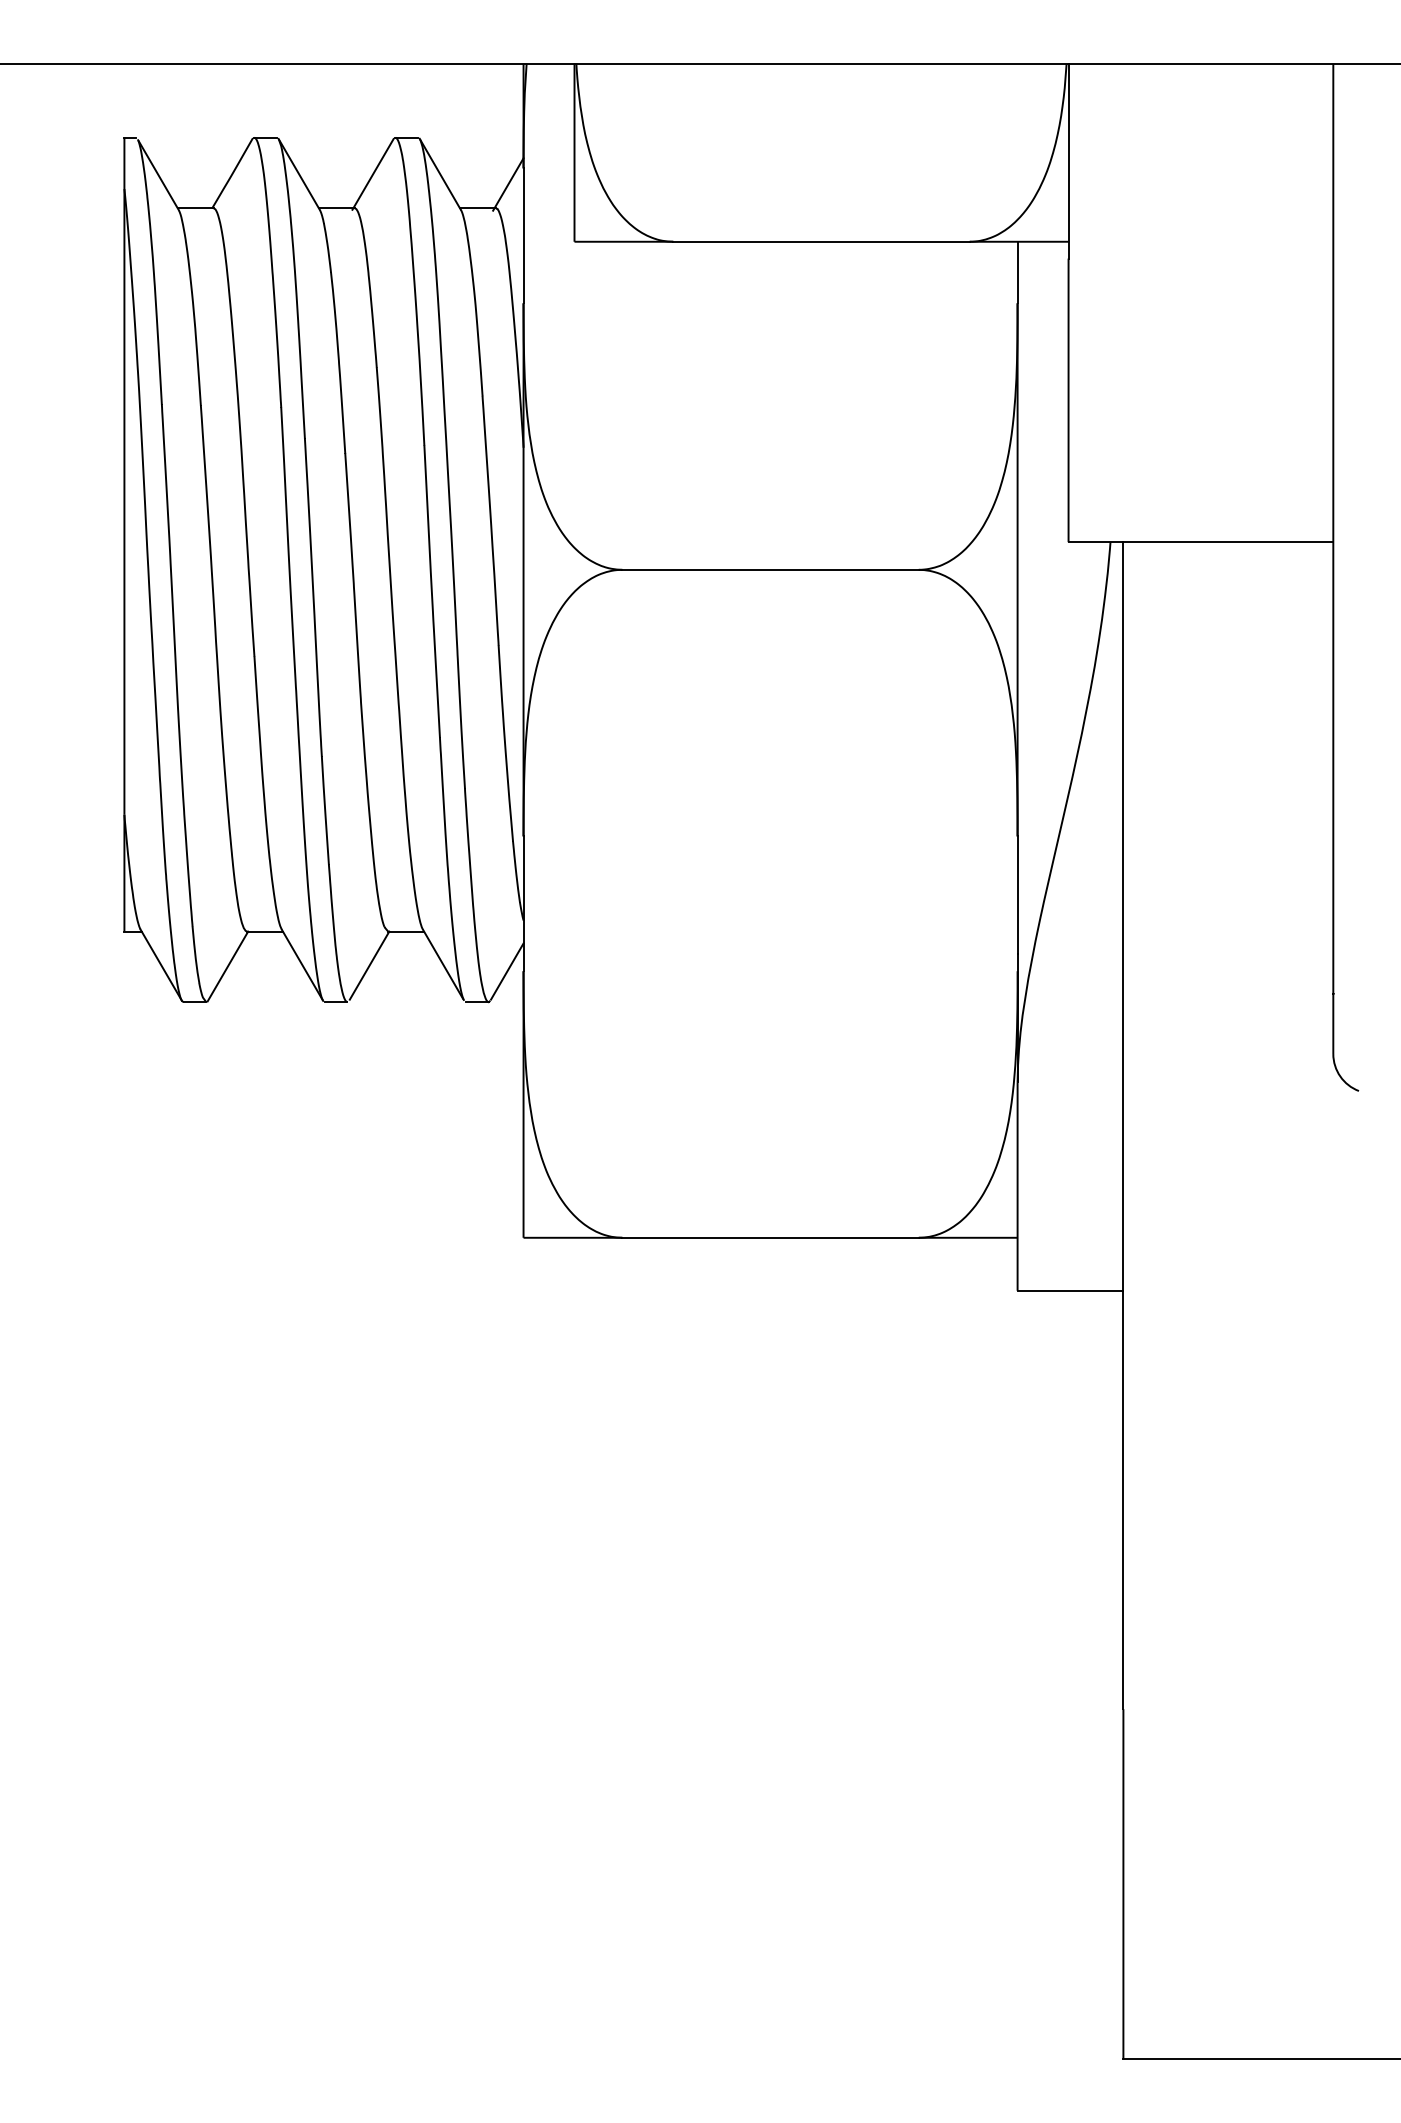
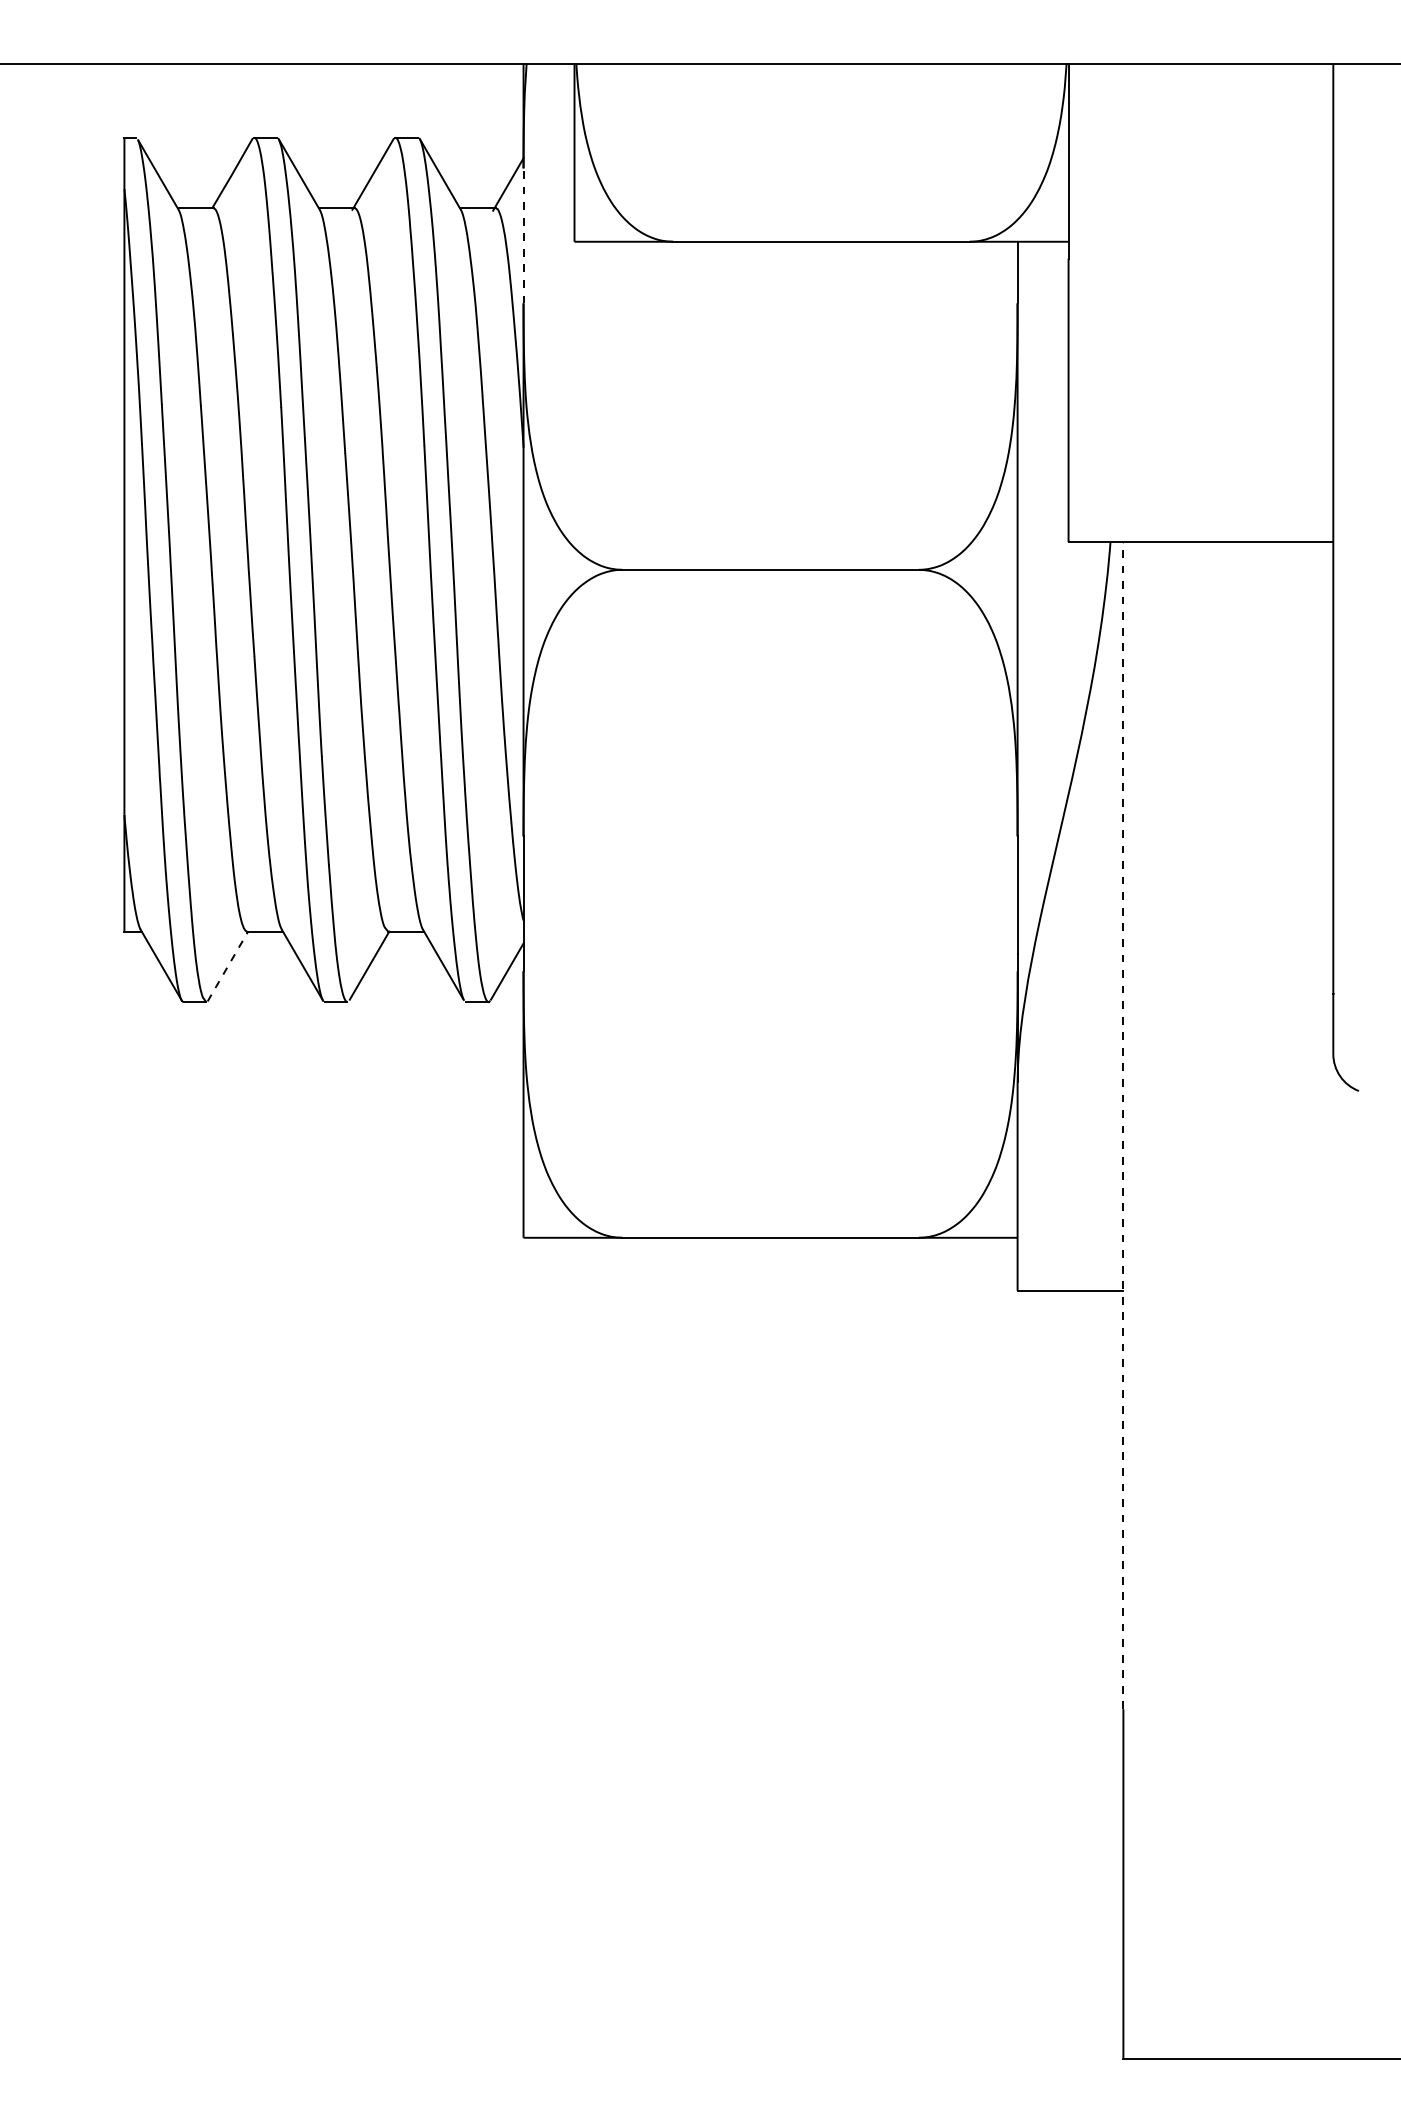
line: solid -> dashed (523, 235)
line: solid -> dashed (228, 966)
line: solid -> dashed (1123, 1125)
